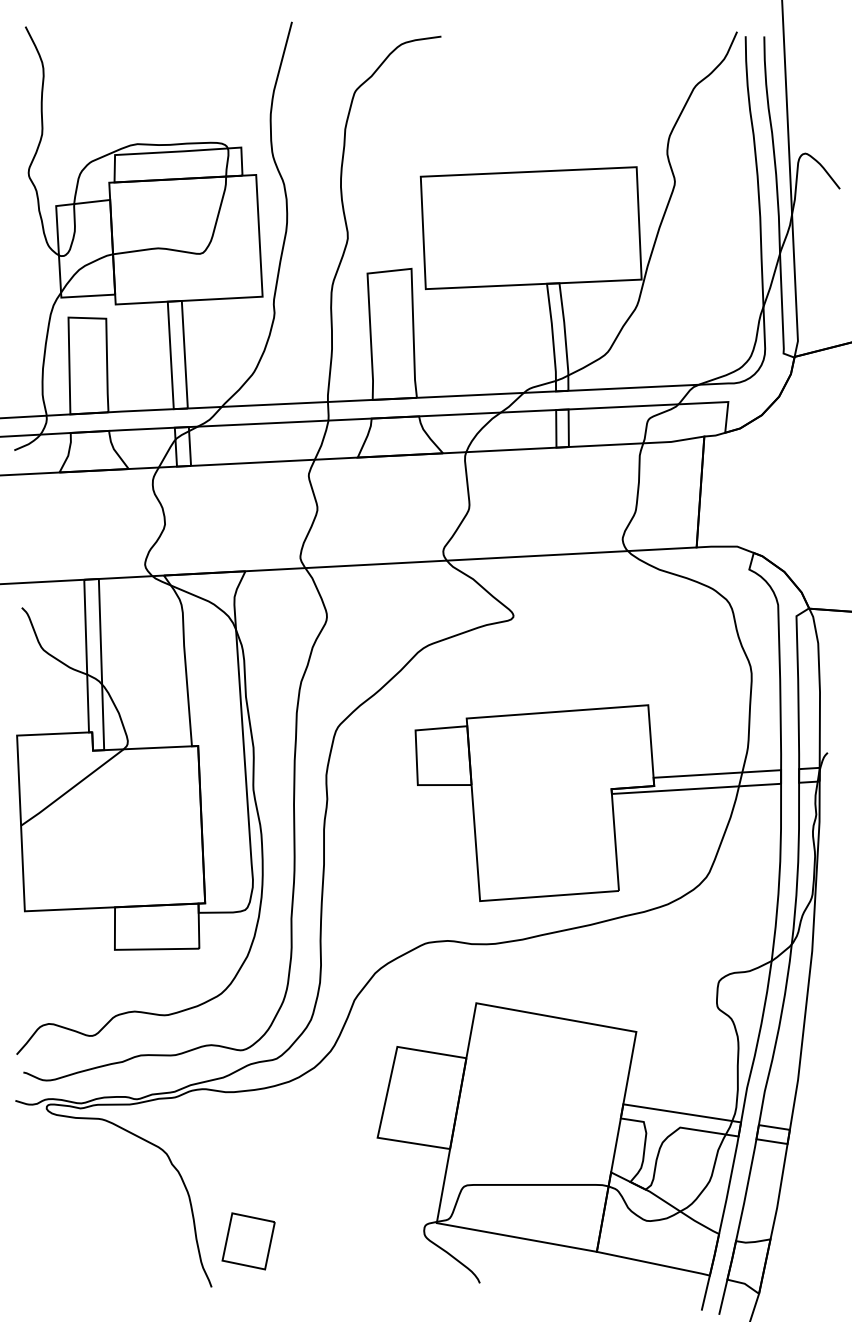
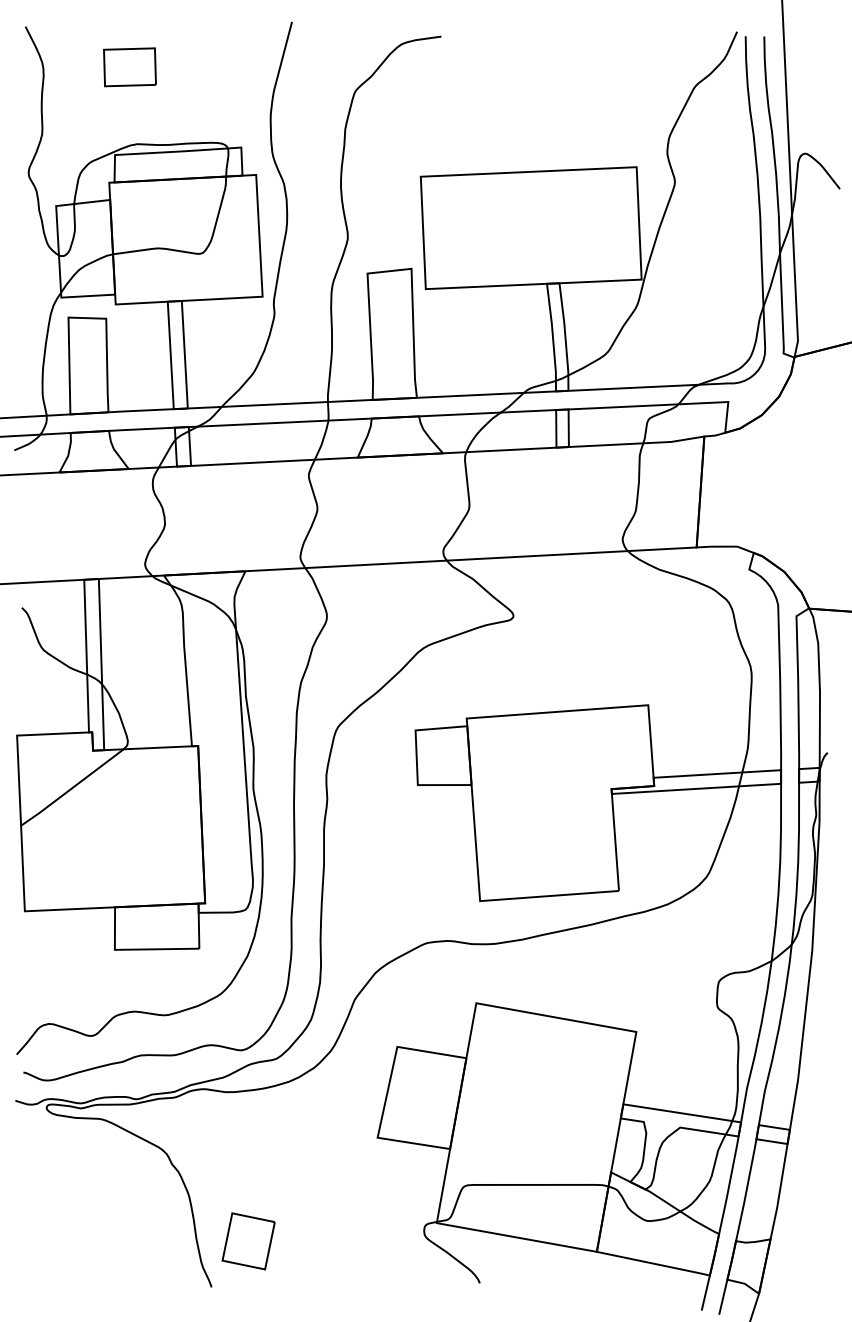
part: none -> present (129, 67)
